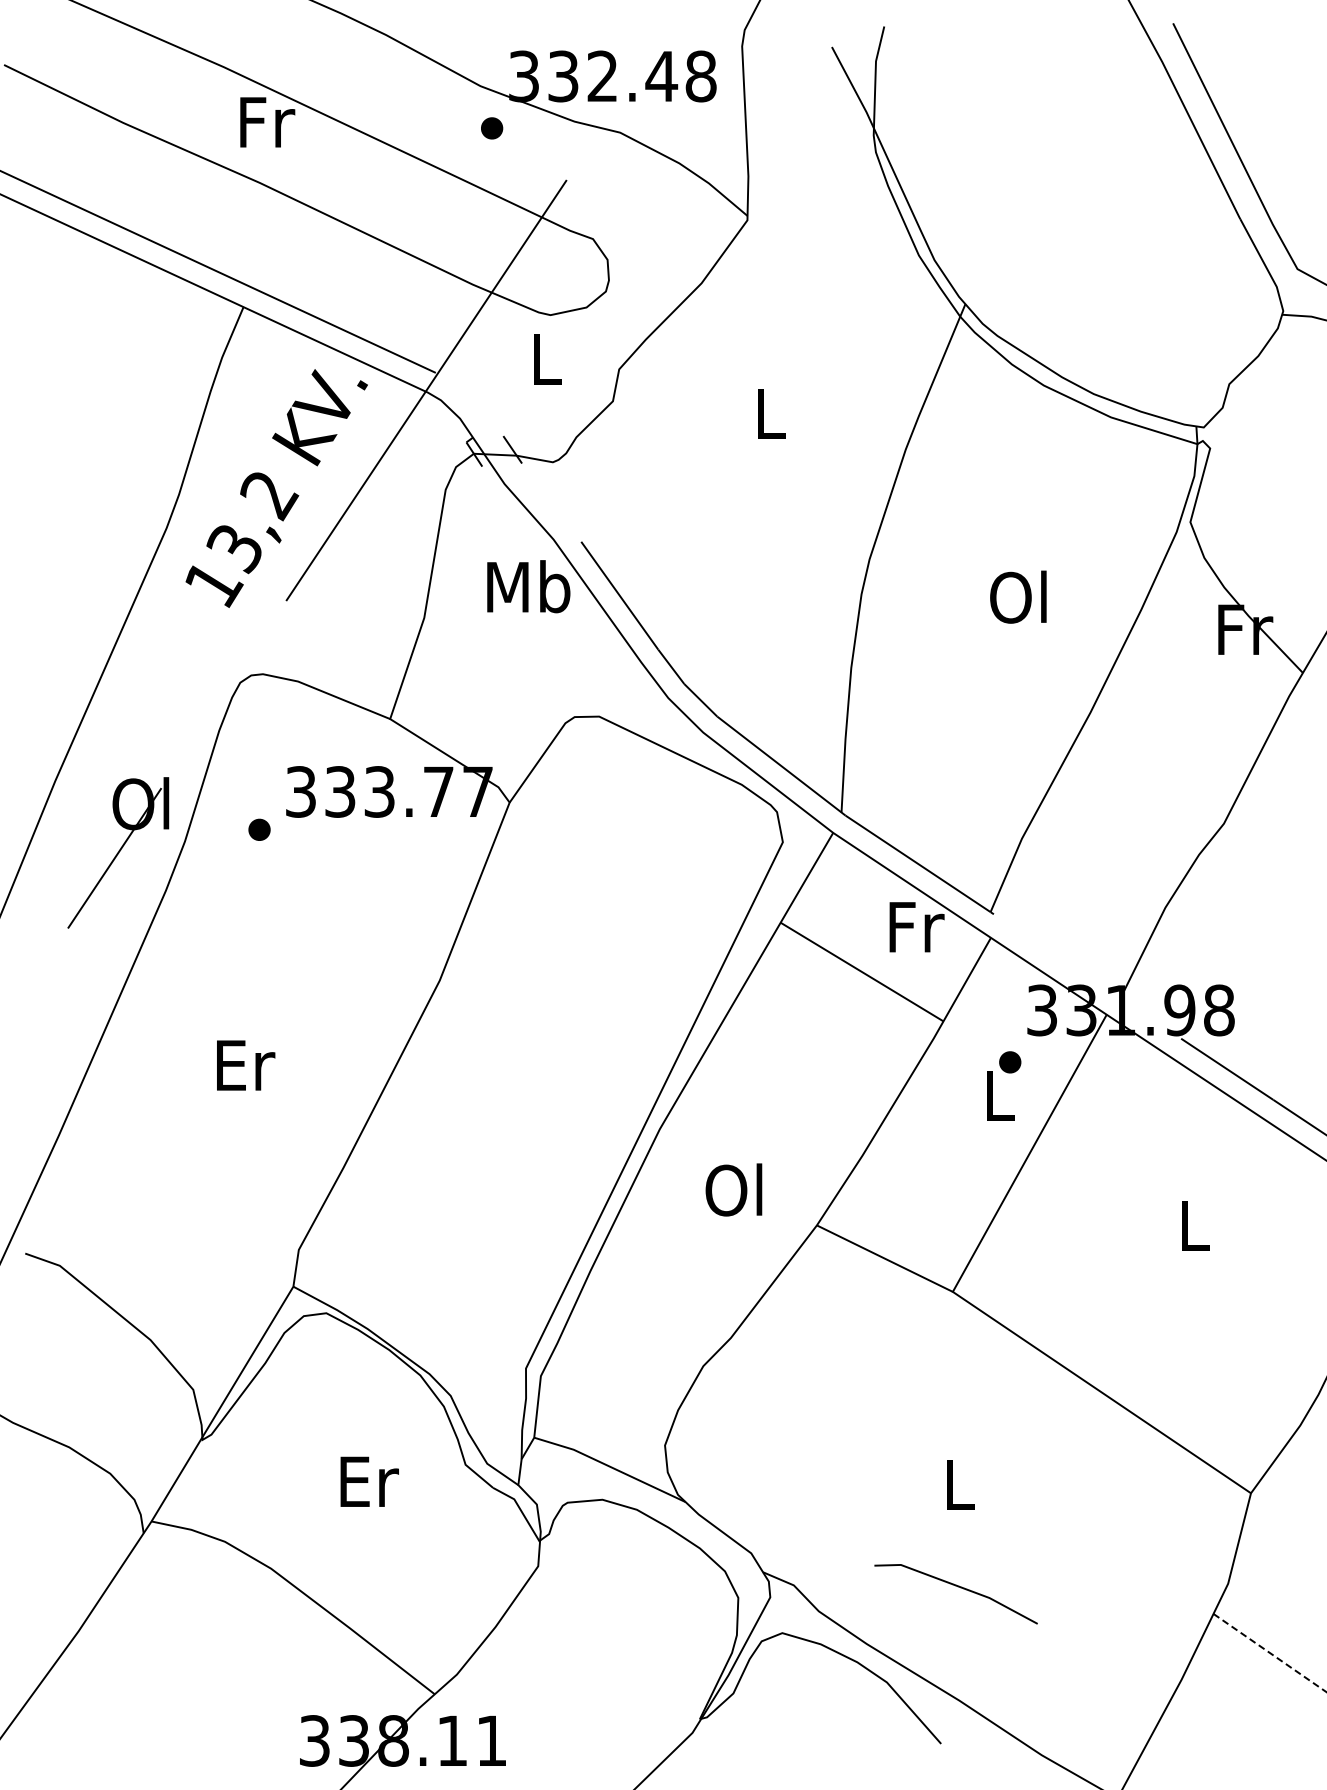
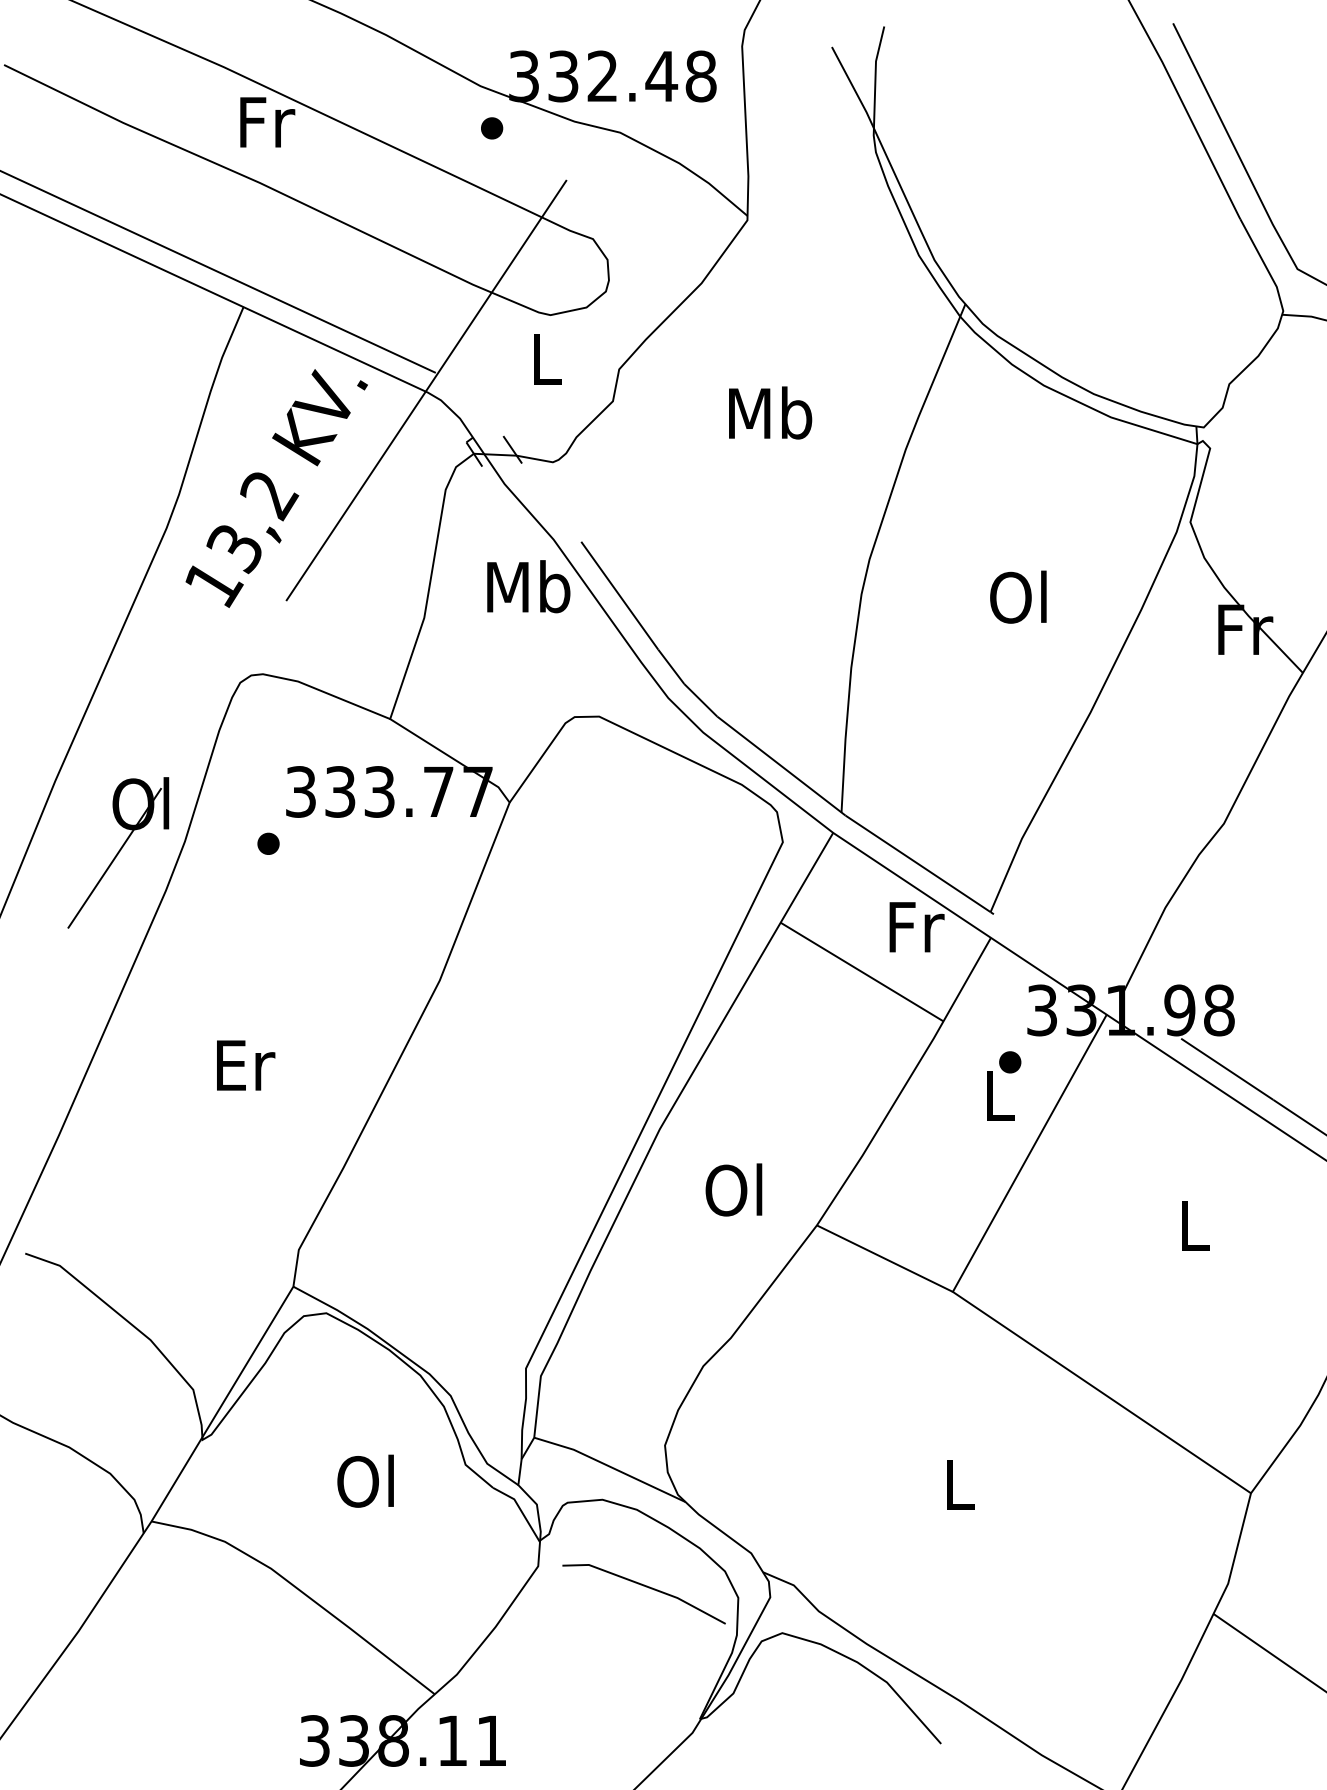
text: L -> Mb (770, 412)
part position: (259, 829) -> (268, 843) (268, 843)
text: Er -> Ol (367, 1480)
line position: (958, 1587) -> (646, 1587) (646, 1587)
line: dashed -> solid (1270, 1653)
